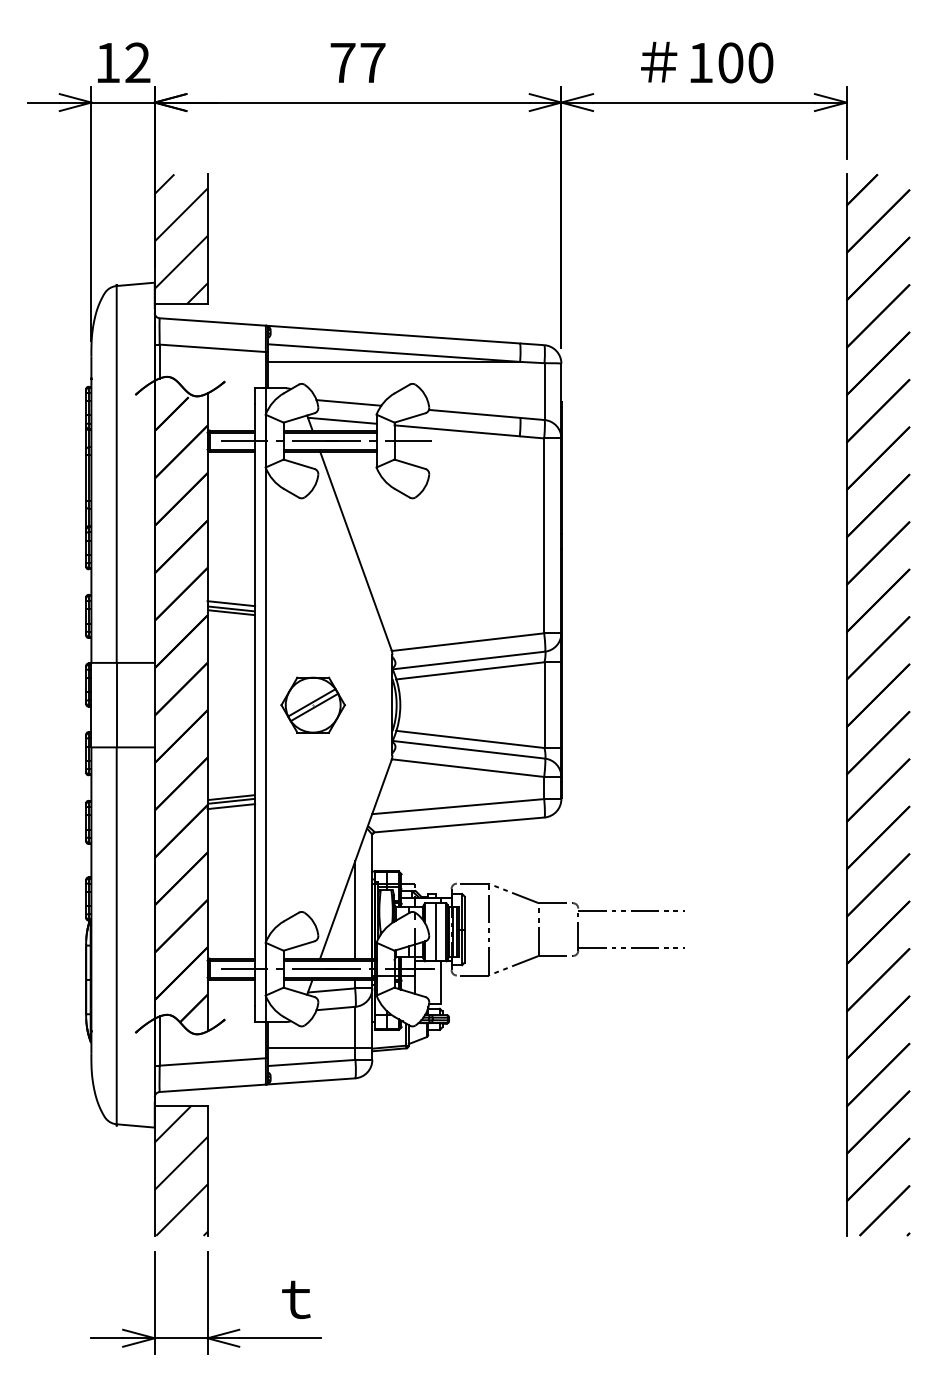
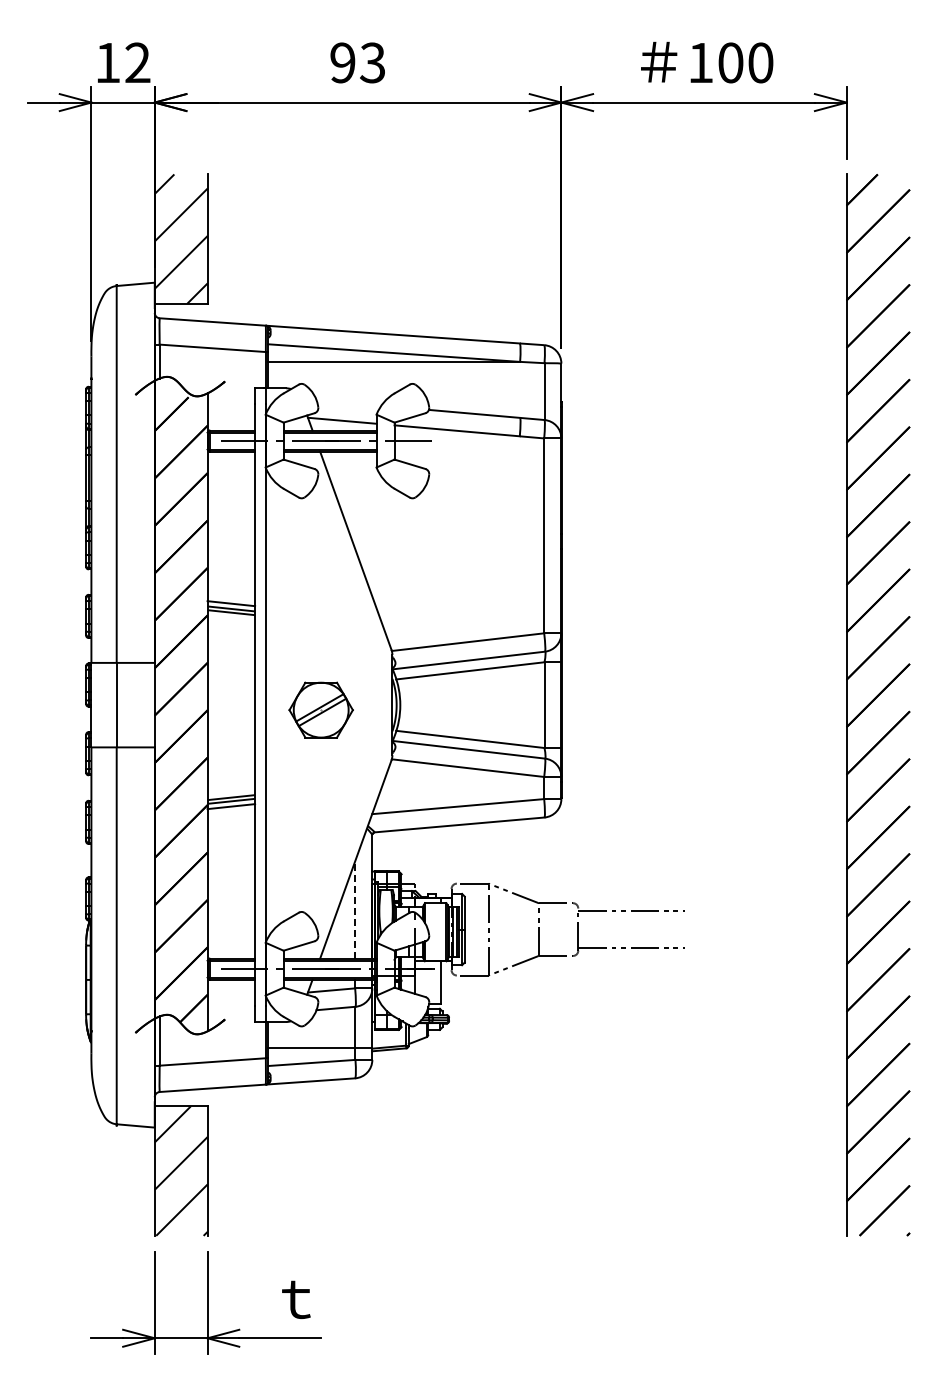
text: 77 -> 93 (357, 62)
line: present -> none (348, 402)
part position: (312, 704) -> (320, 709) (320, 709)
line: solid -> dashed (355, 910)
line: present -> none (435, 932)
